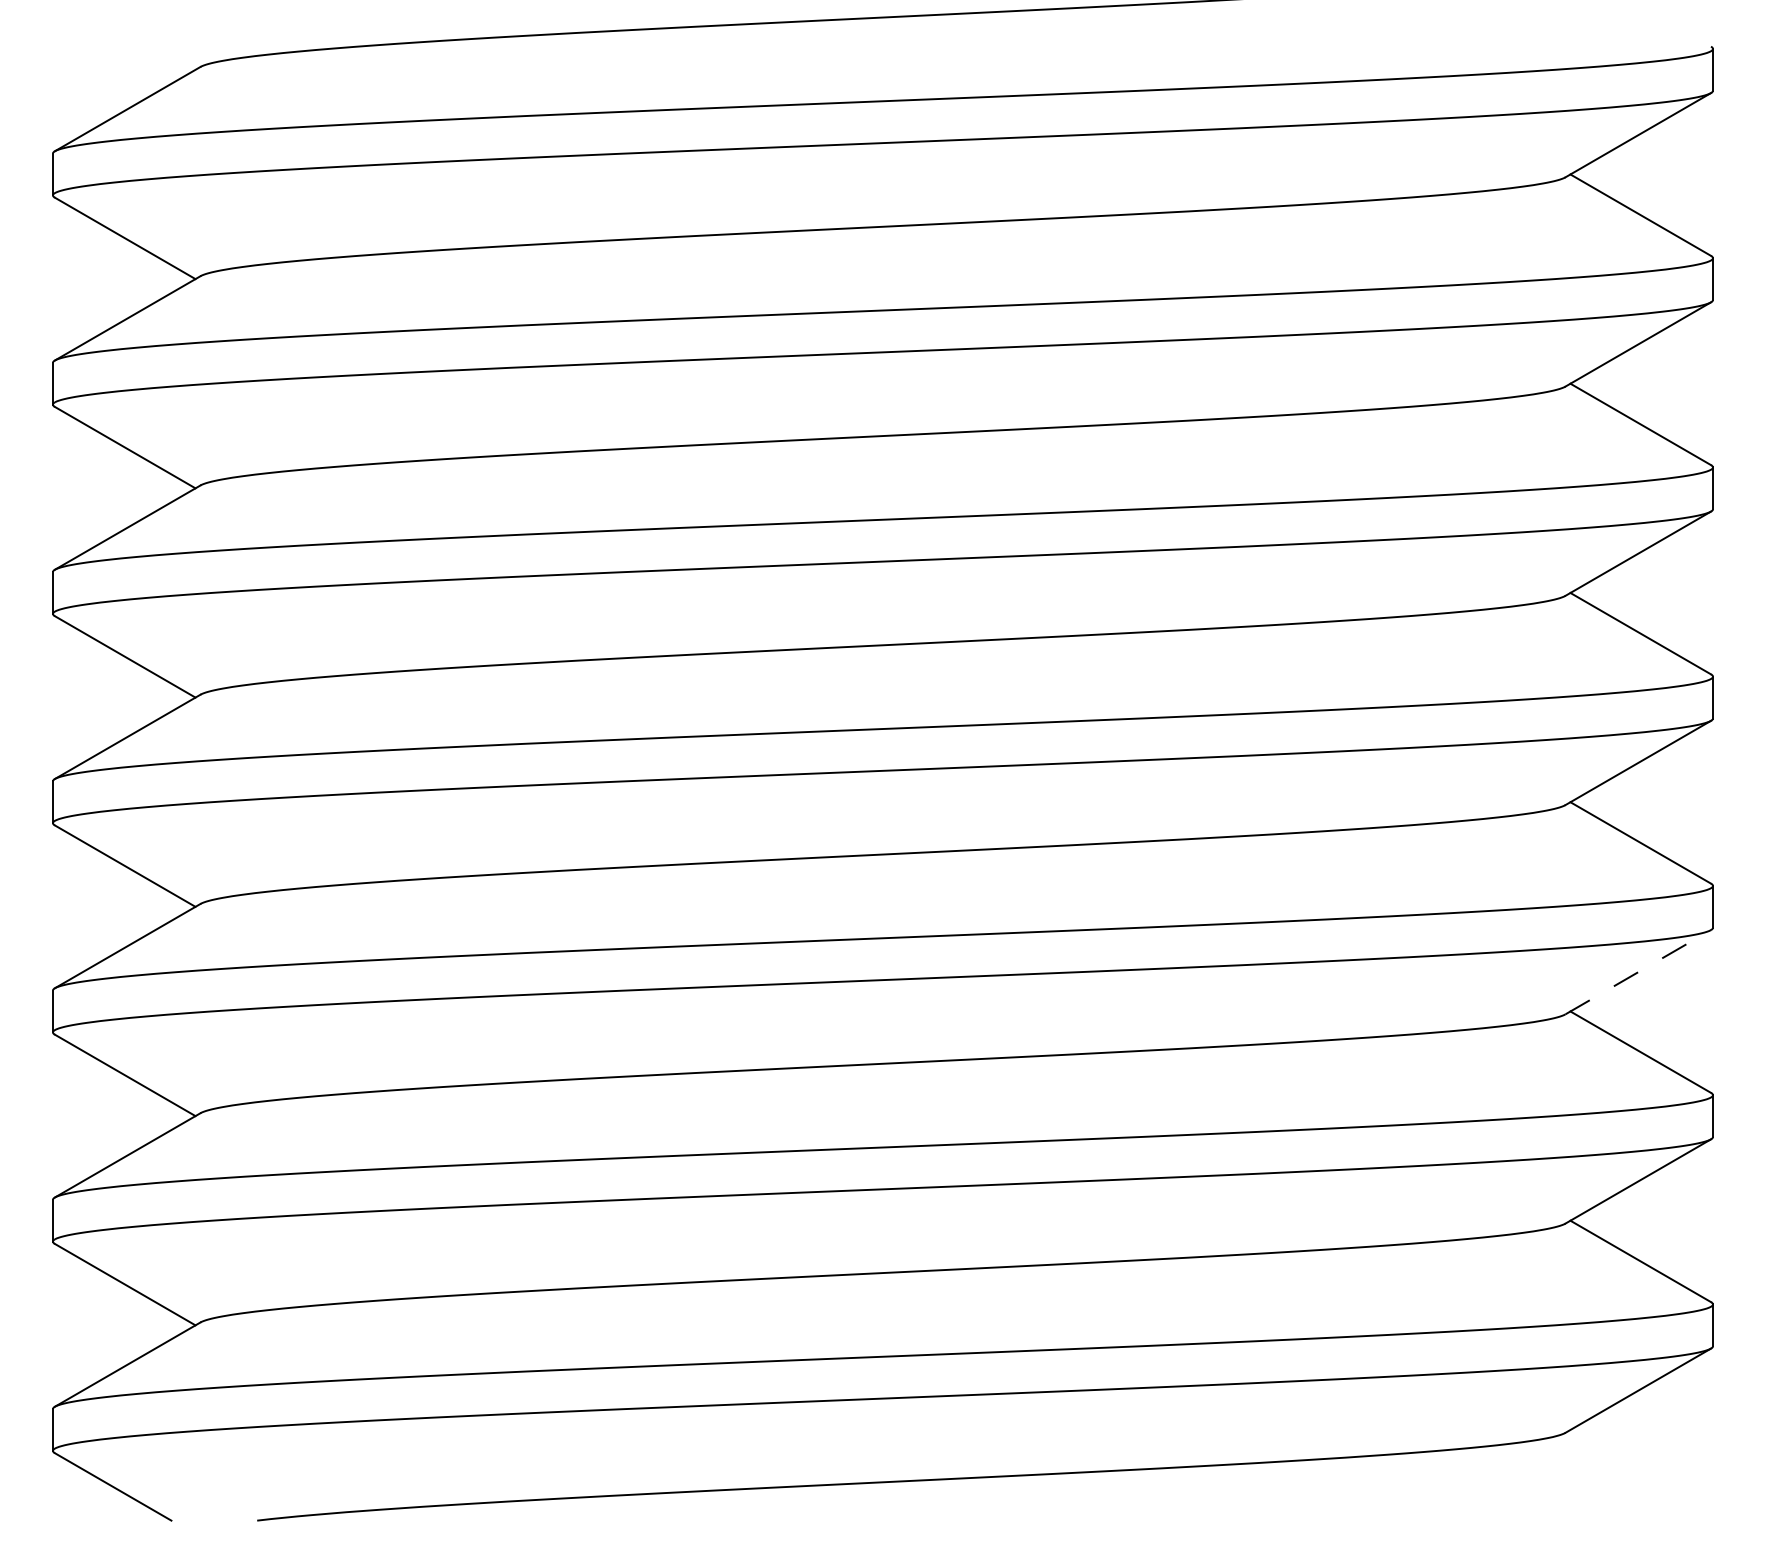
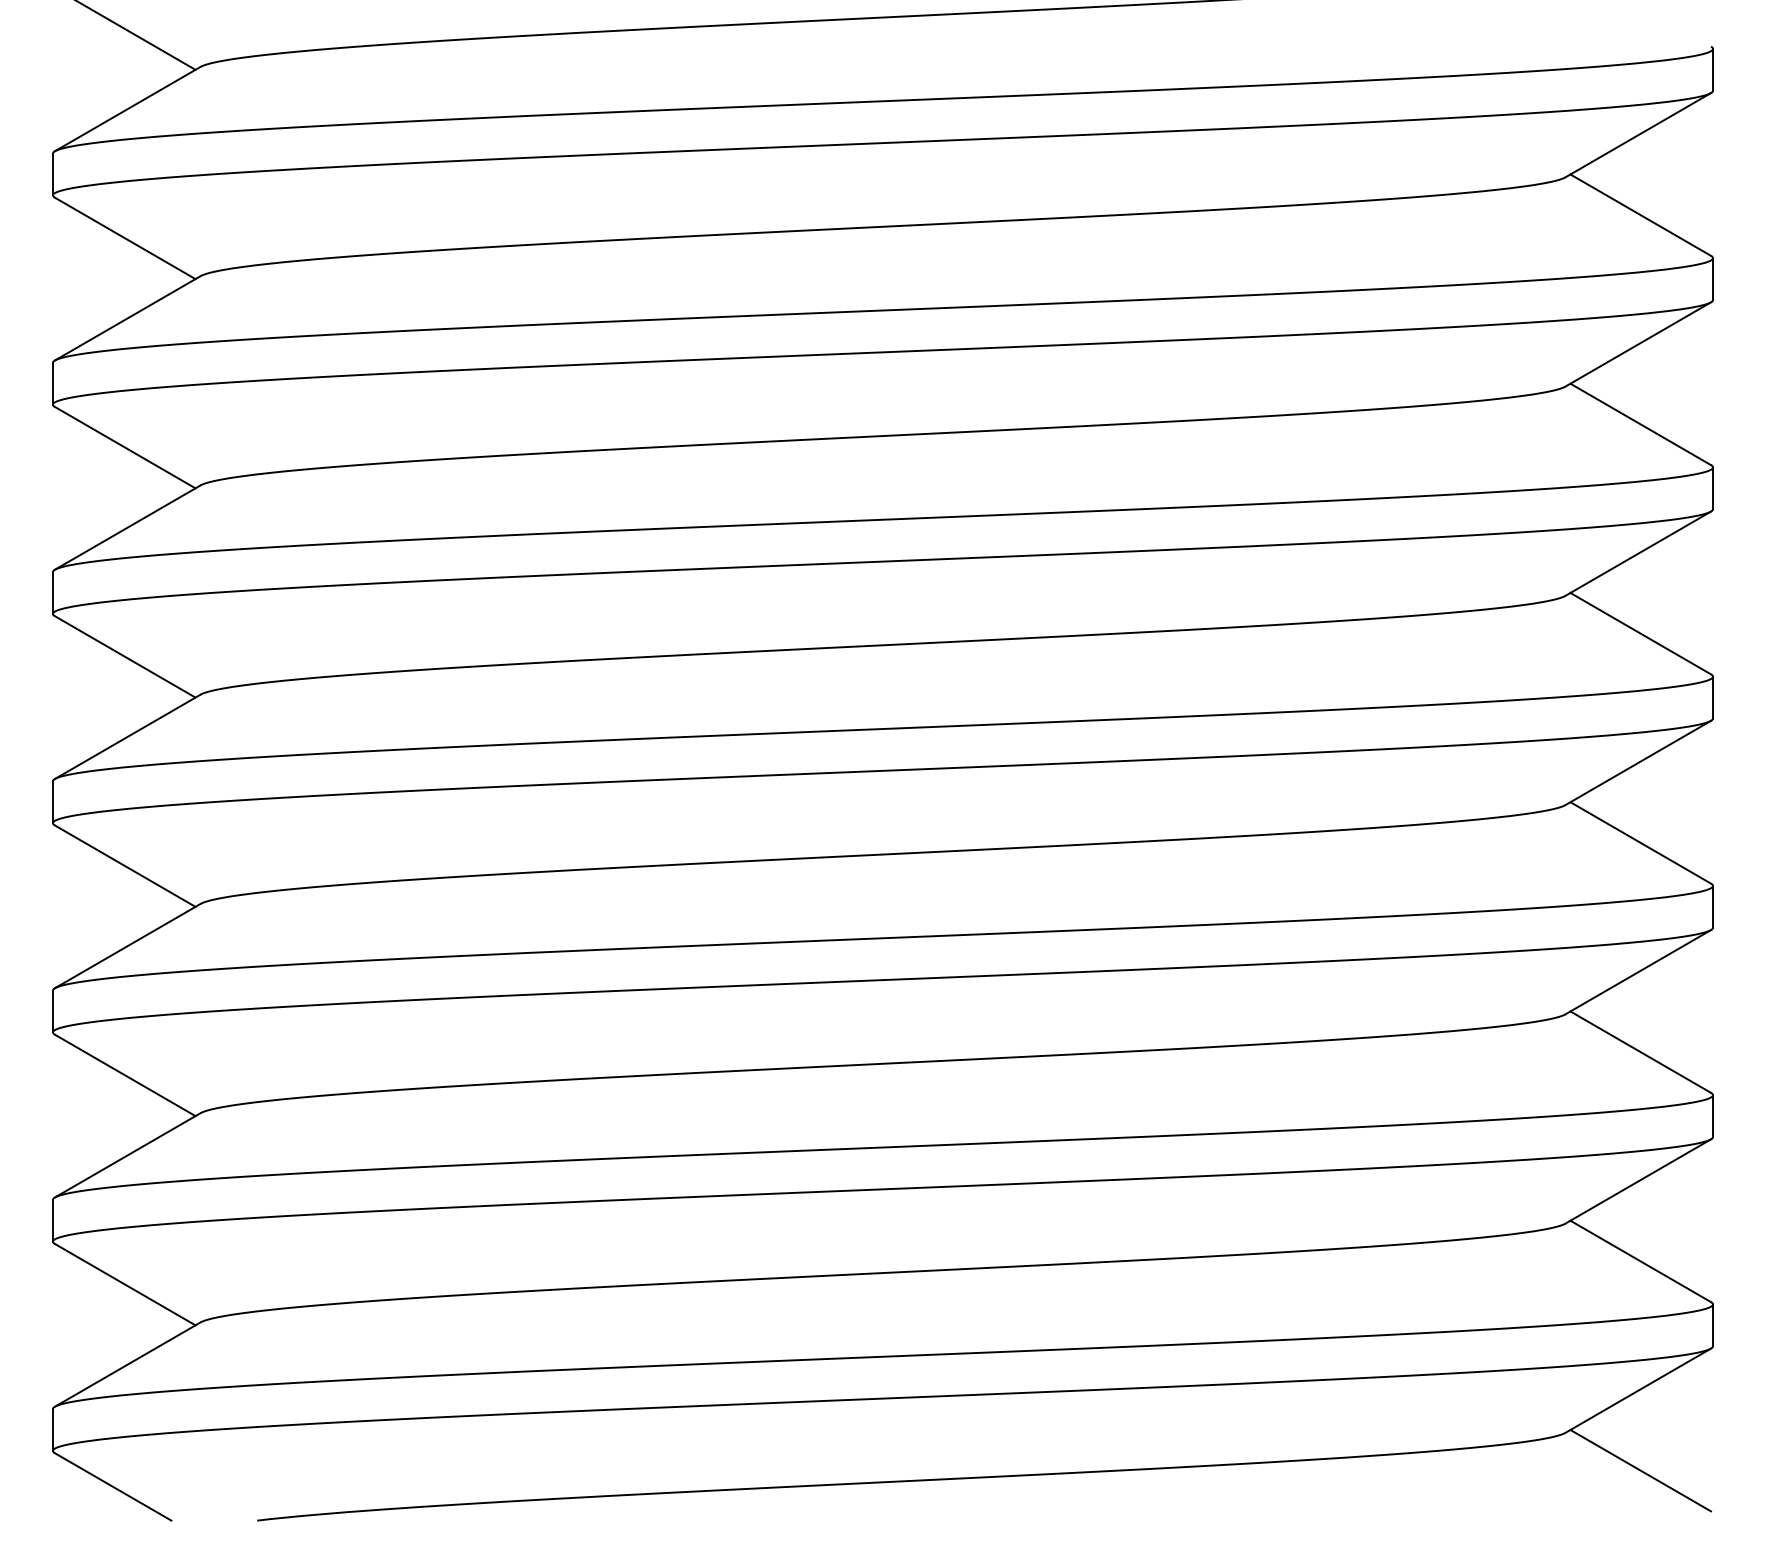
line: none -> present (136, 35)
line: dashed -> solid (1638, 972)
line: none -> present (1640, 1470)
